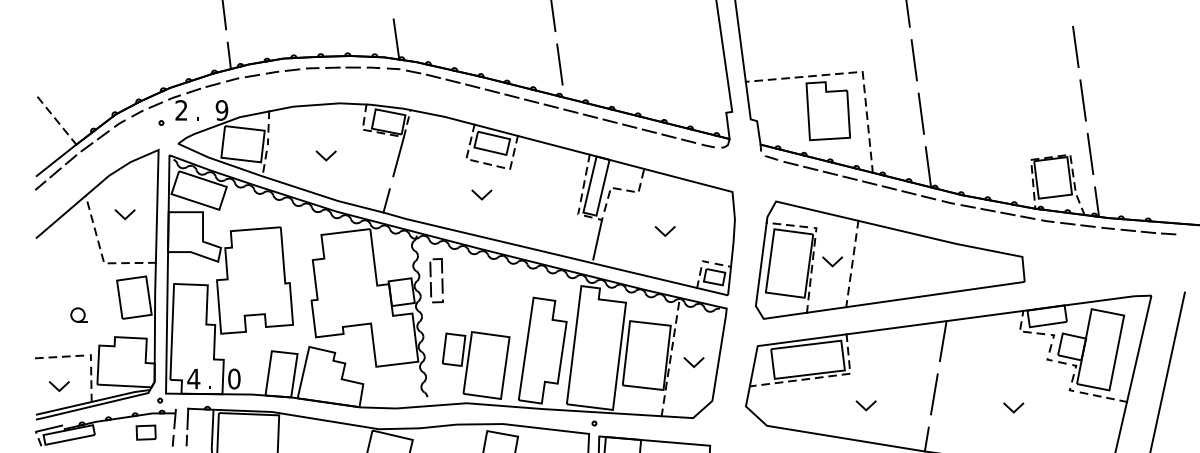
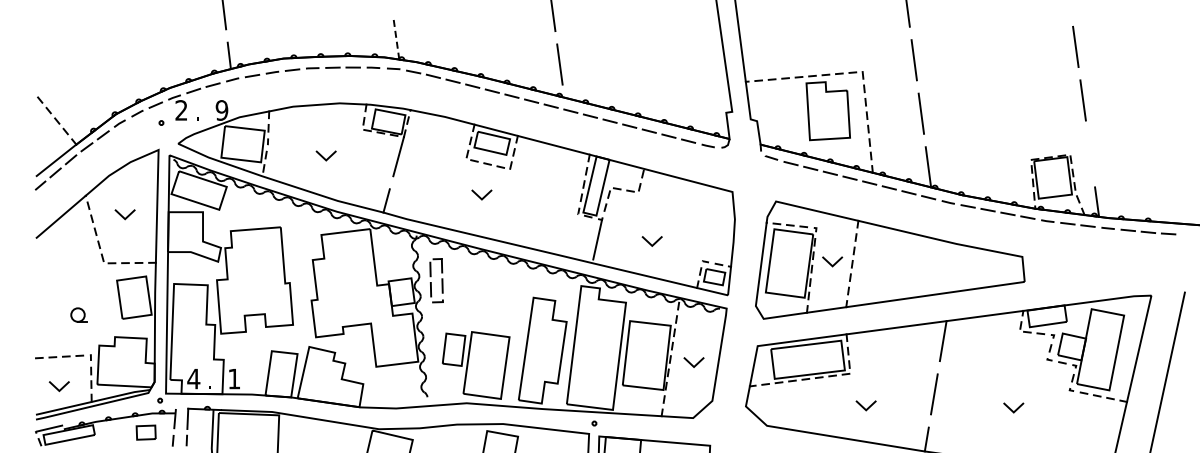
line: solid -> dashed (396, 39)
line: present -> none (1090, 153)
line position: (663, 232) -> (650, 242) (650, 242)
text: 0 -> 1 (234, 378)
